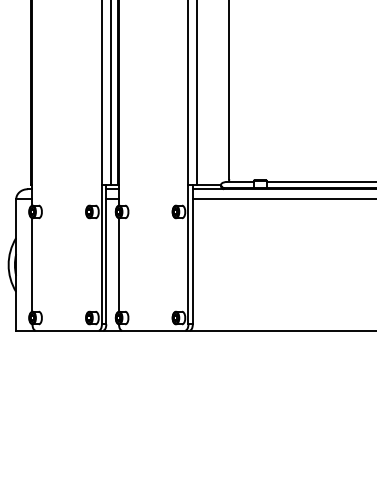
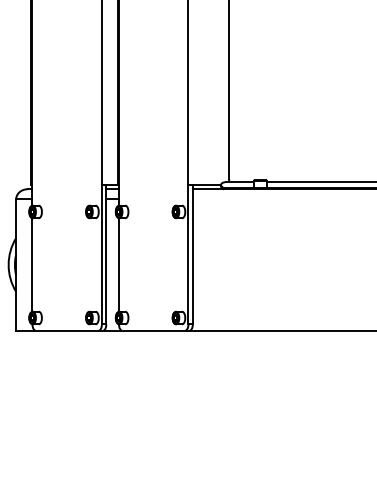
line: present -> none (110, 93)
line: present -> none (197, 93)
line: present -> none (282, 199)
